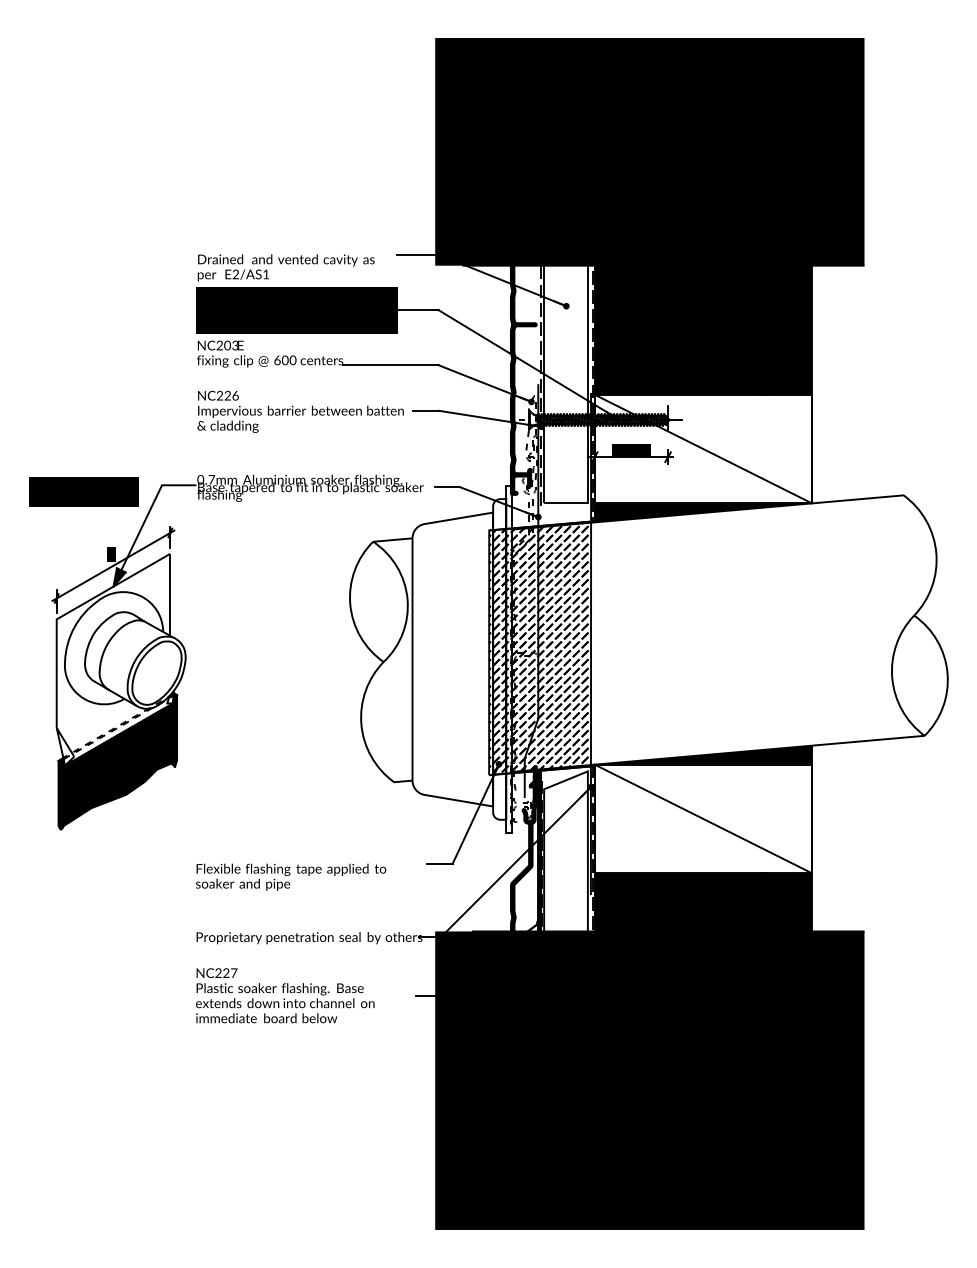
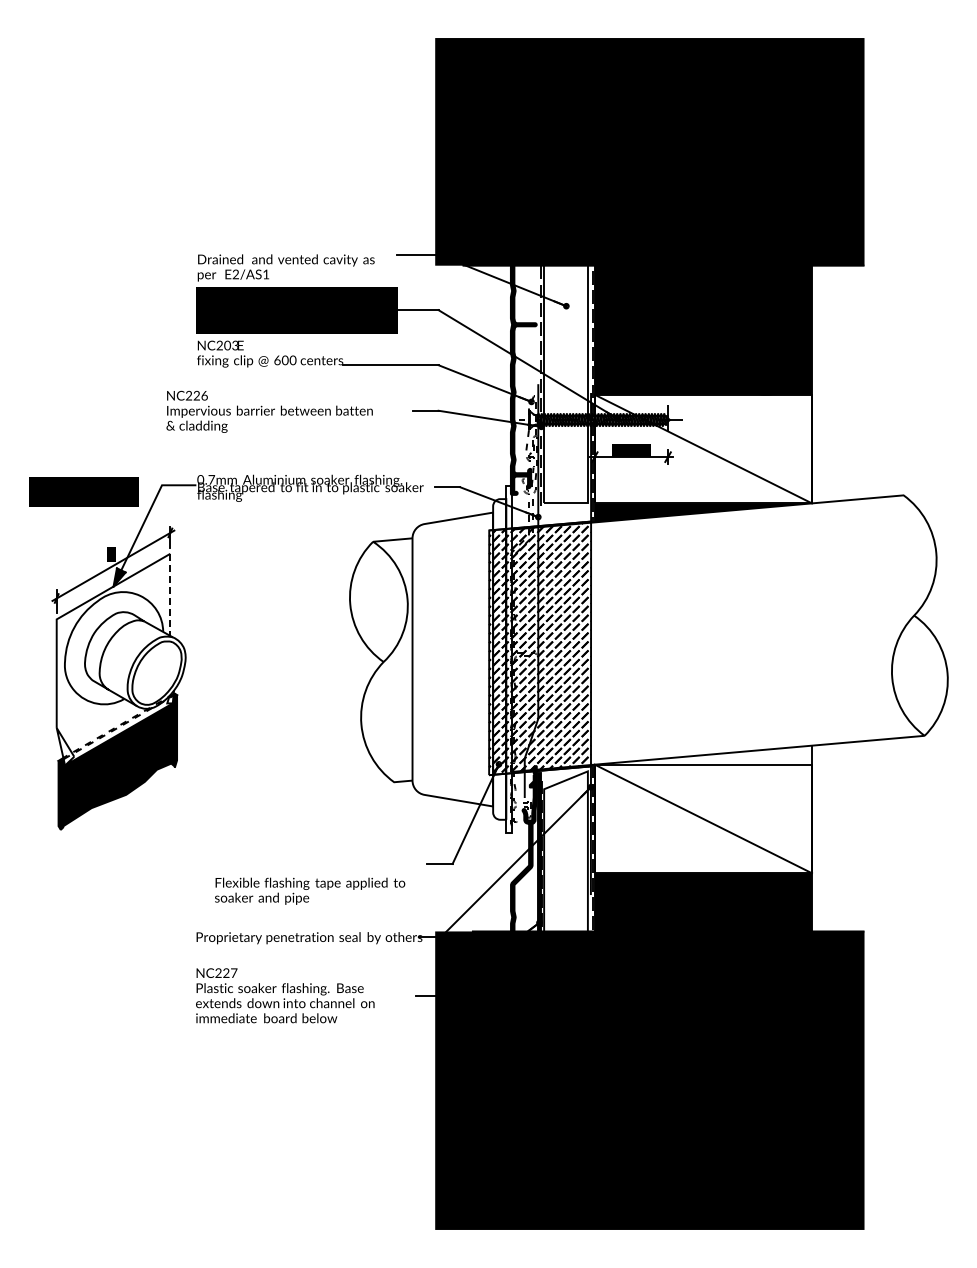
text position: (300, 411) -> (269, 411) (269, 411)
line: solid -> dashed (170, 594)
fill: present -> none (702, 754)
text position: (291, 876) -> (310, 890) (310, 890)
